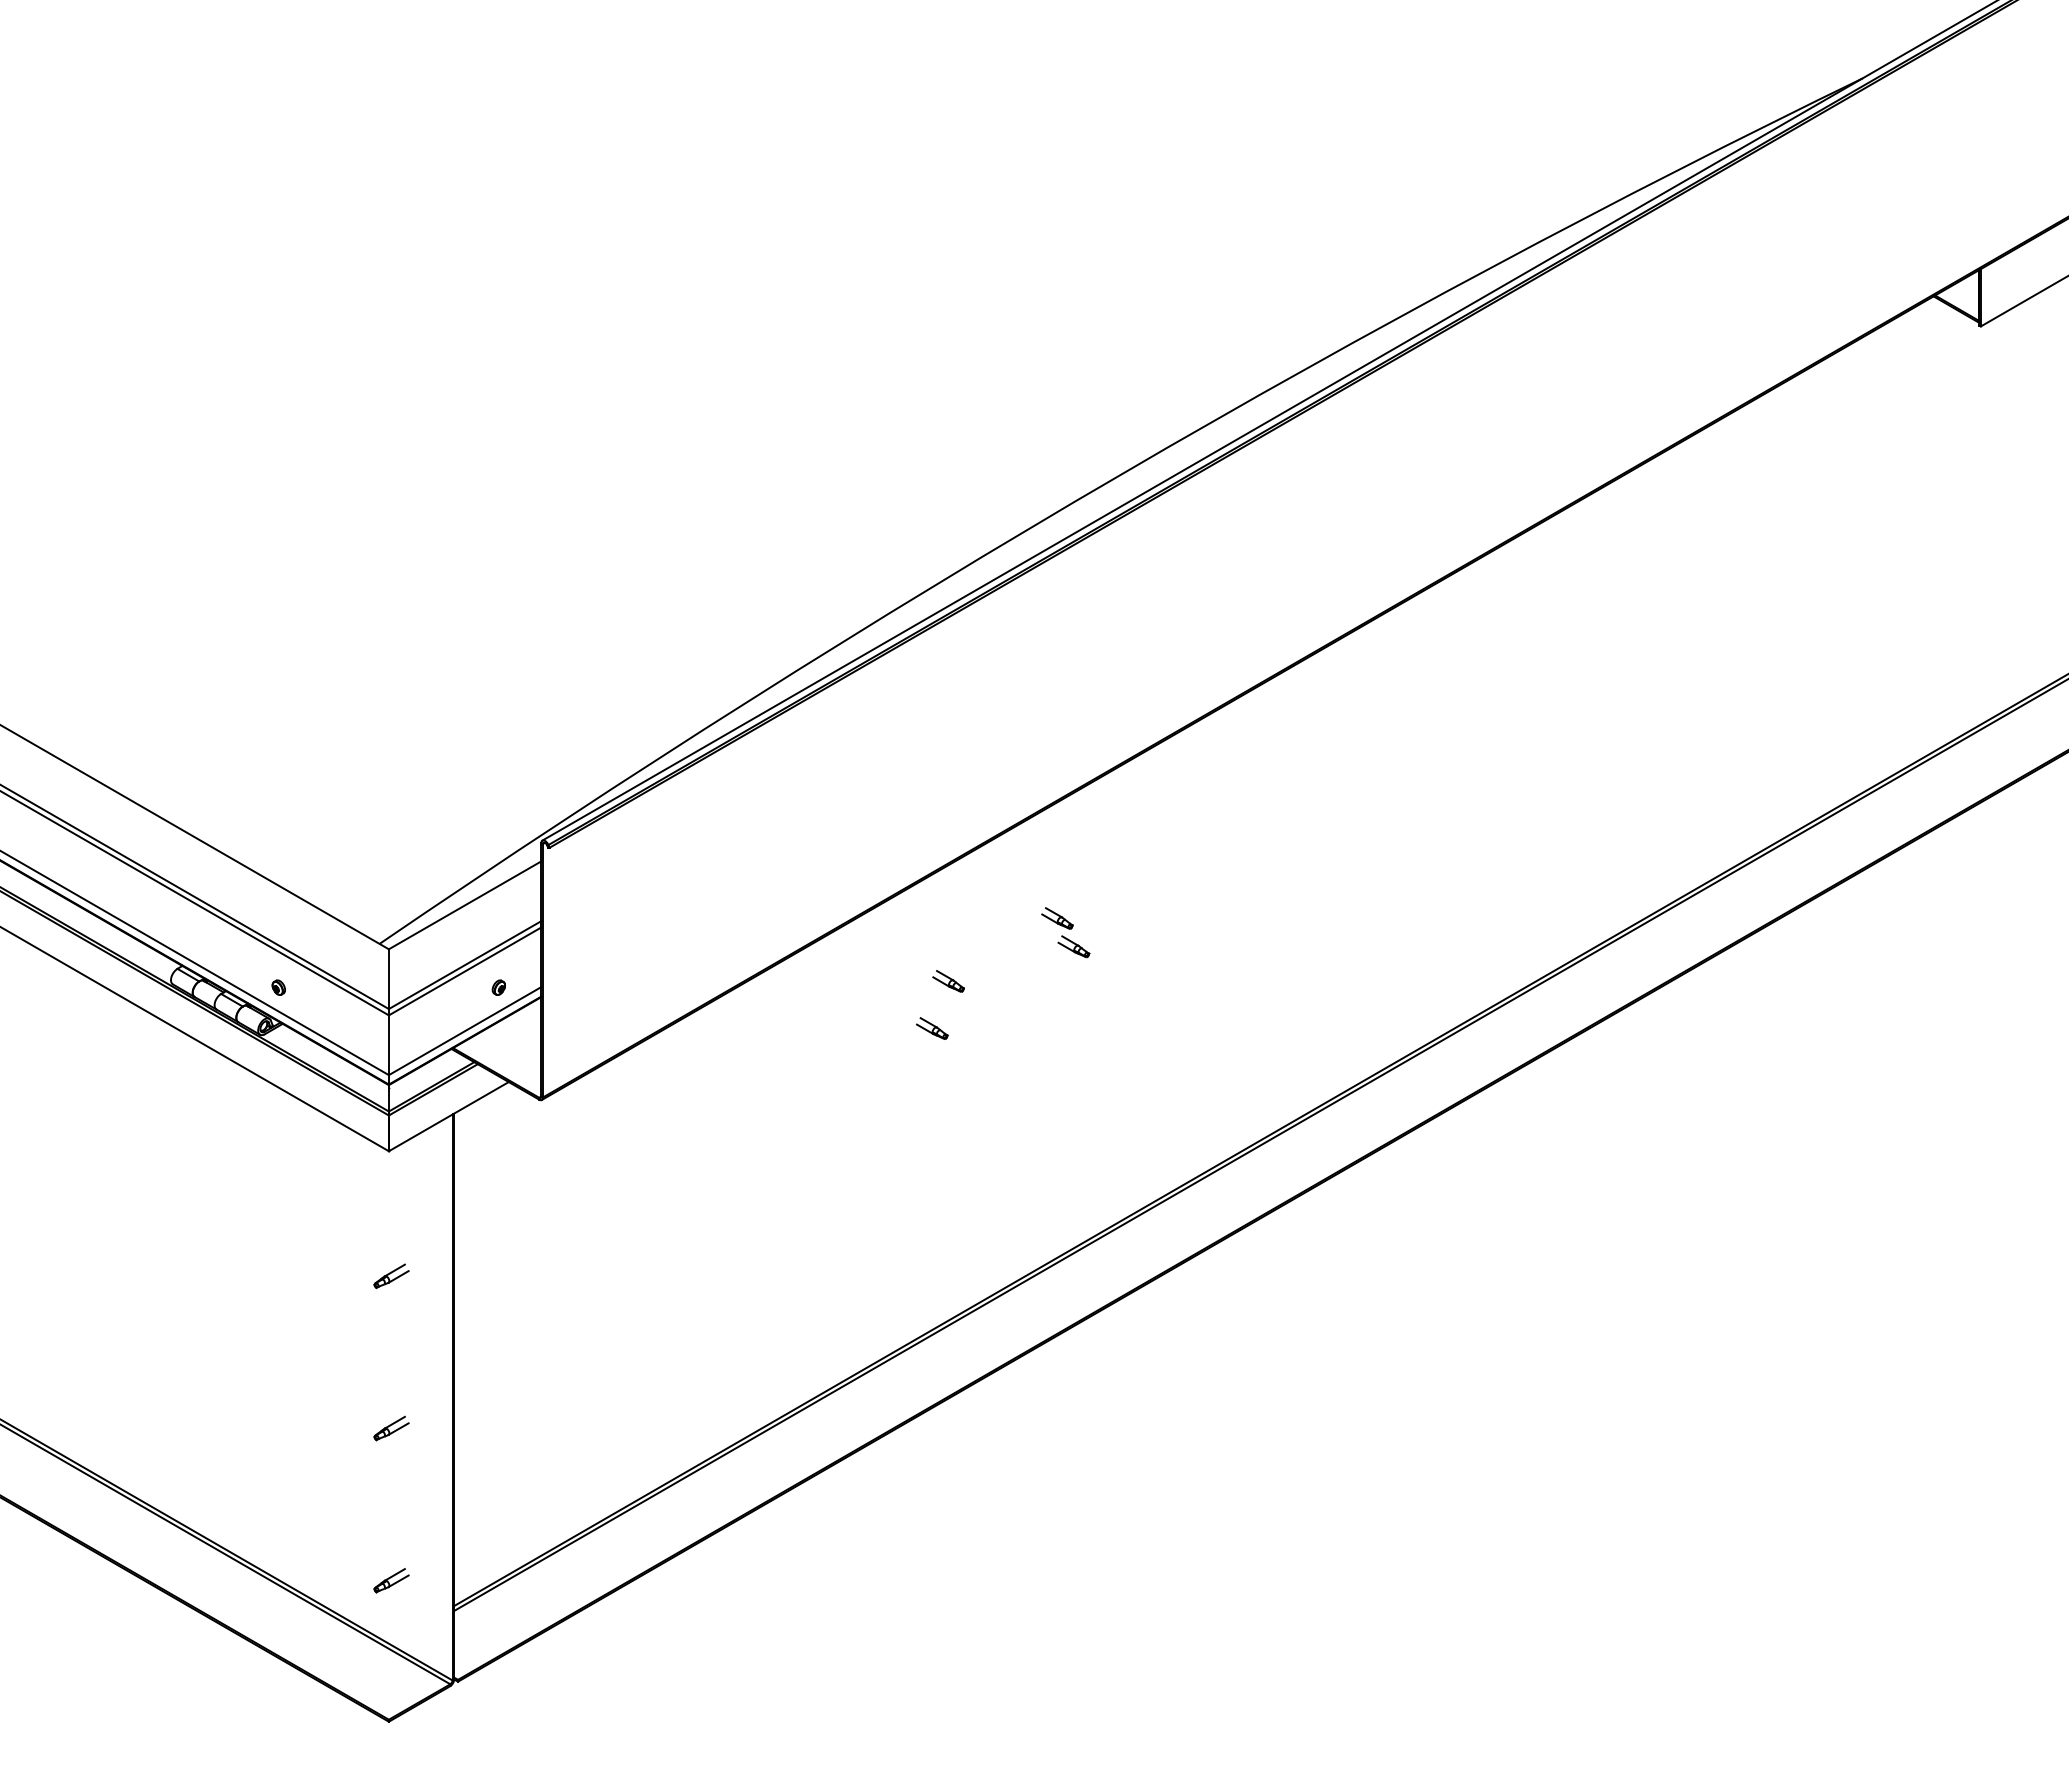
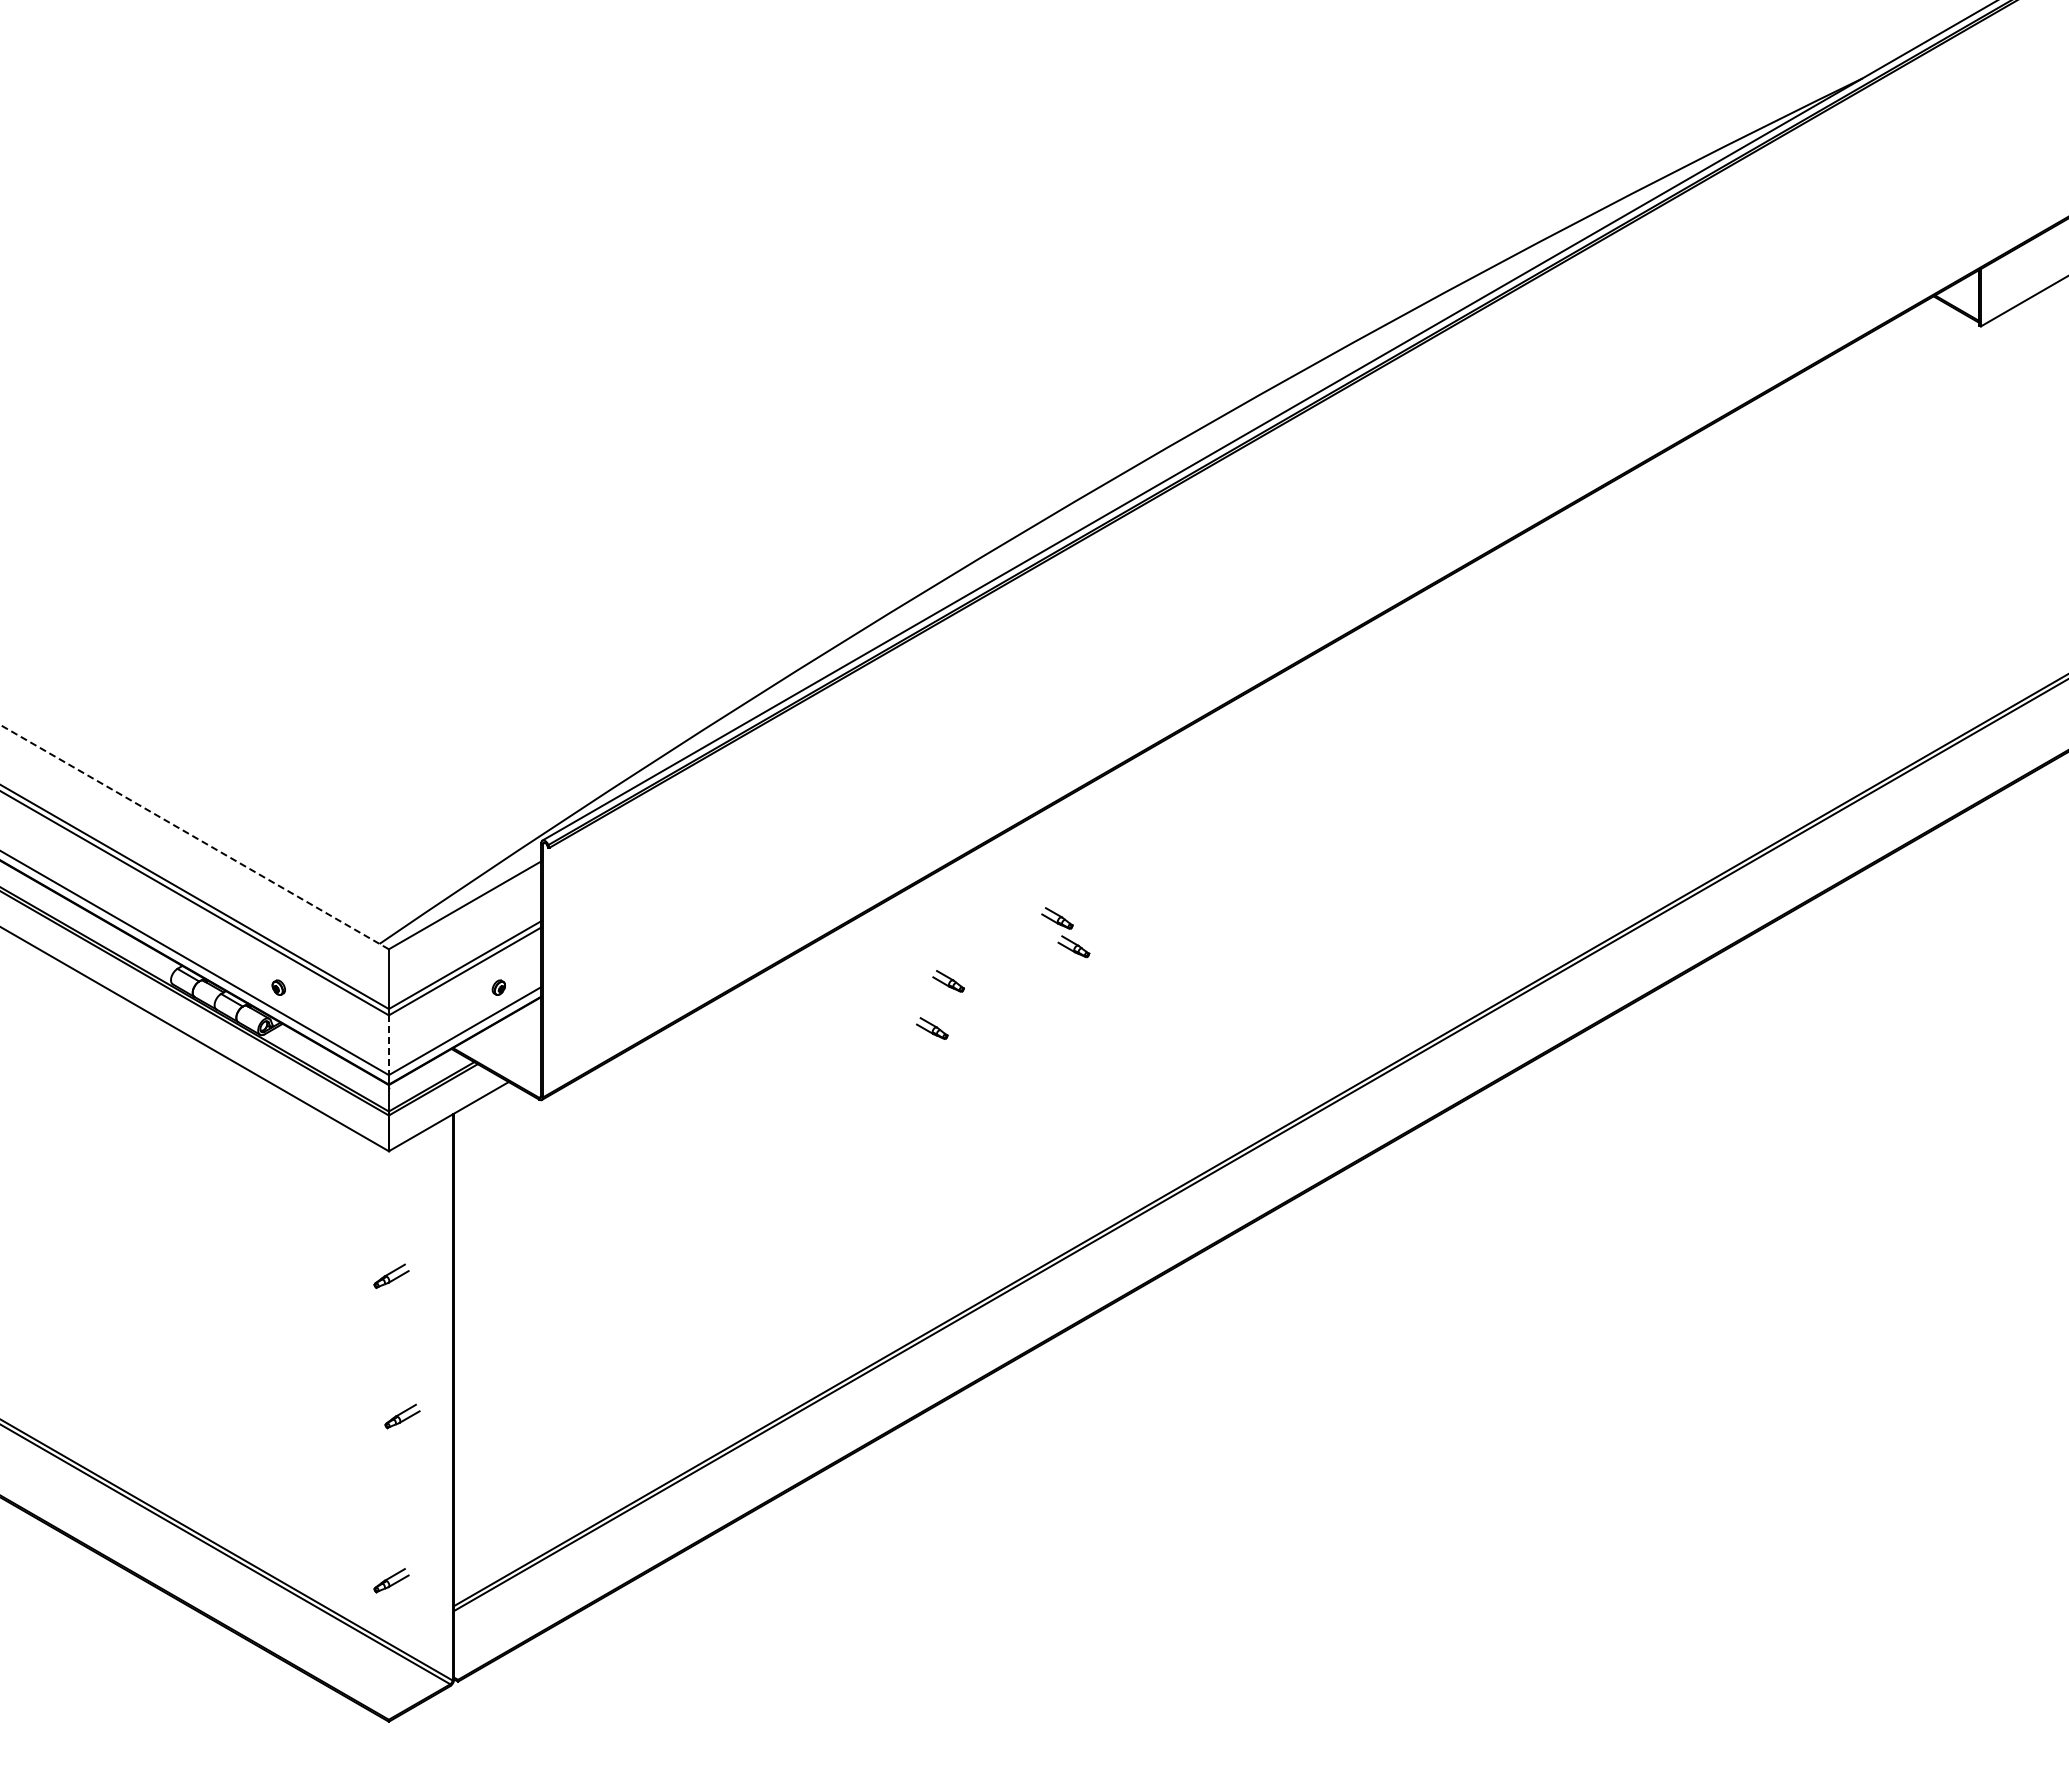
line: solid -> dashed (194, 836)
line: solid -> dashed (388, 1045)
part position: (391, 1428) -> (402, 1416) (402, 1416)
